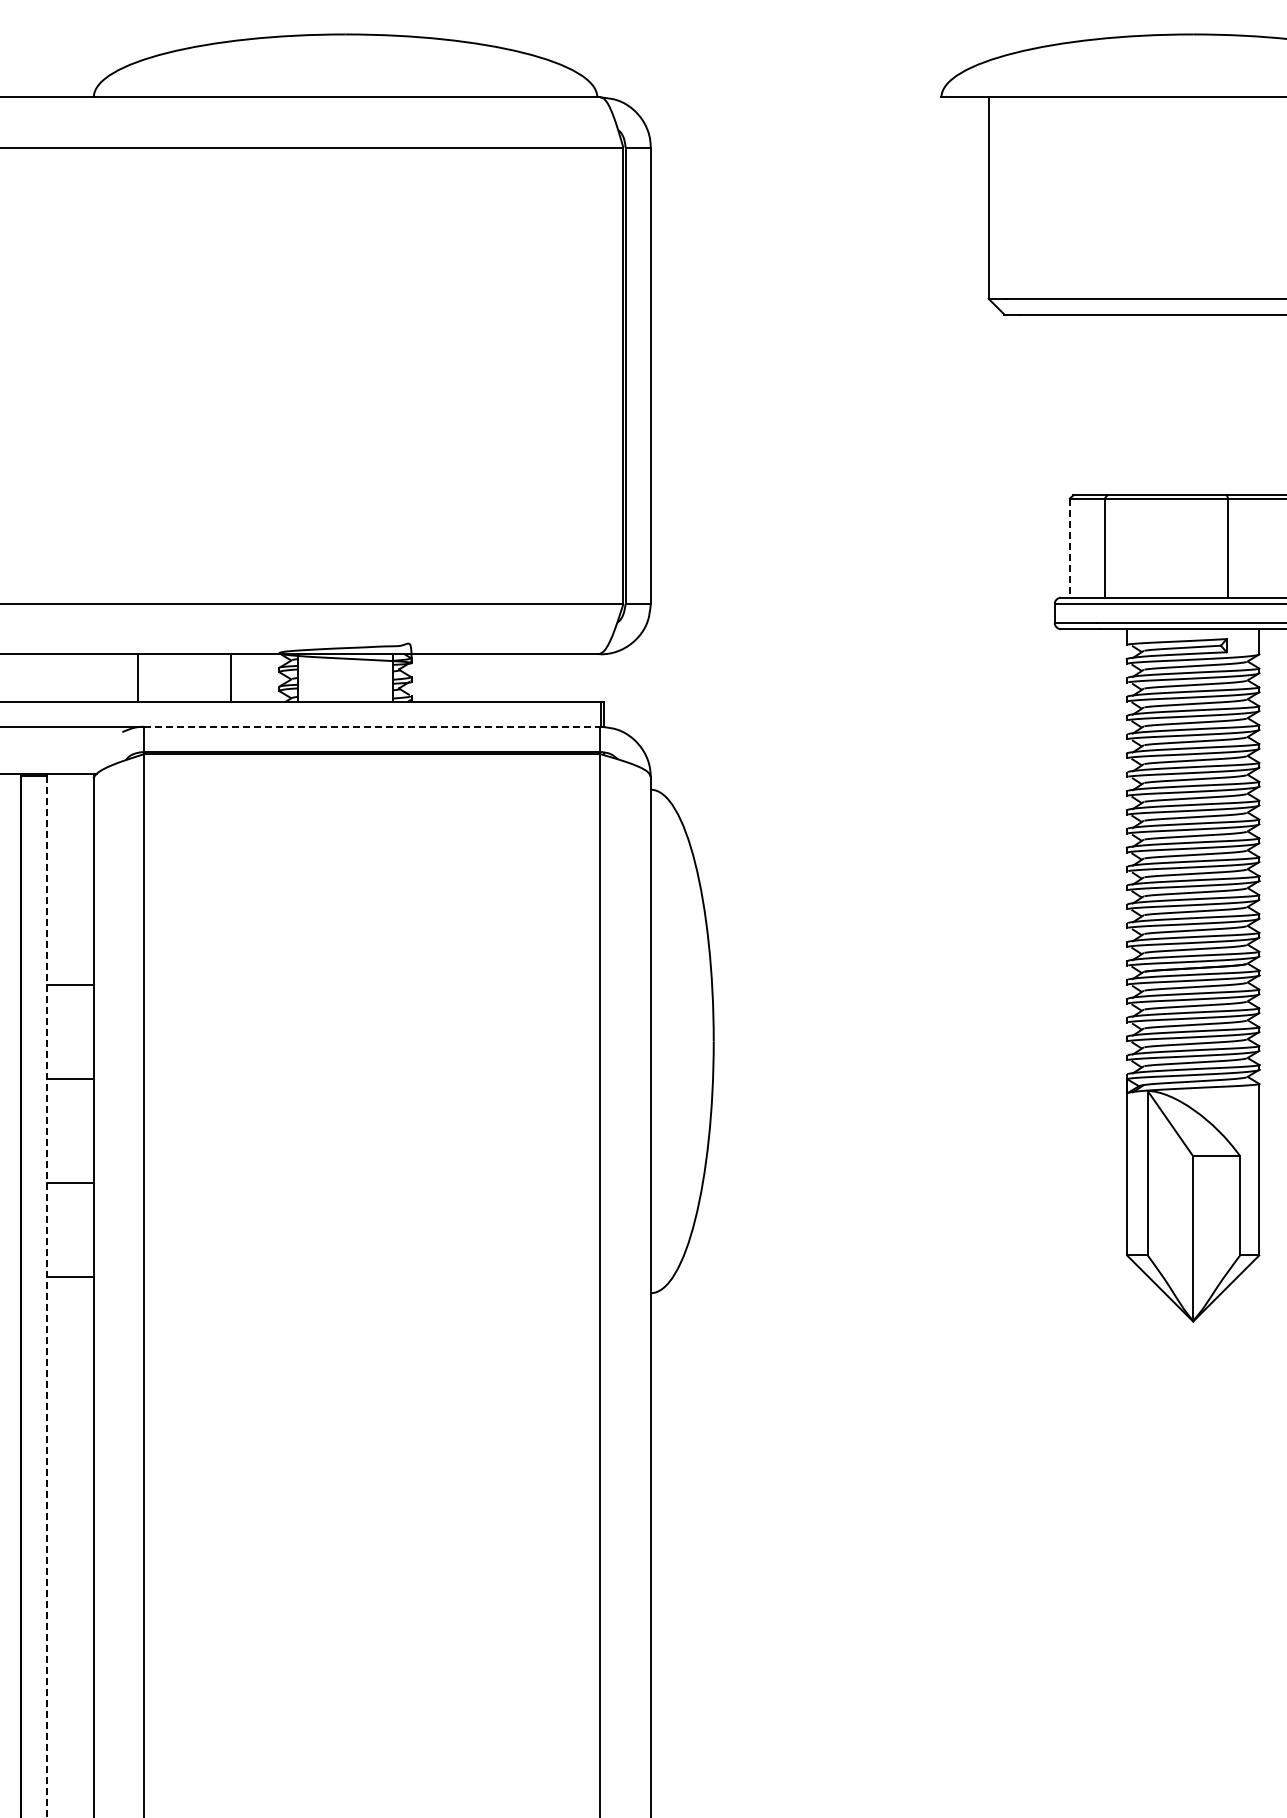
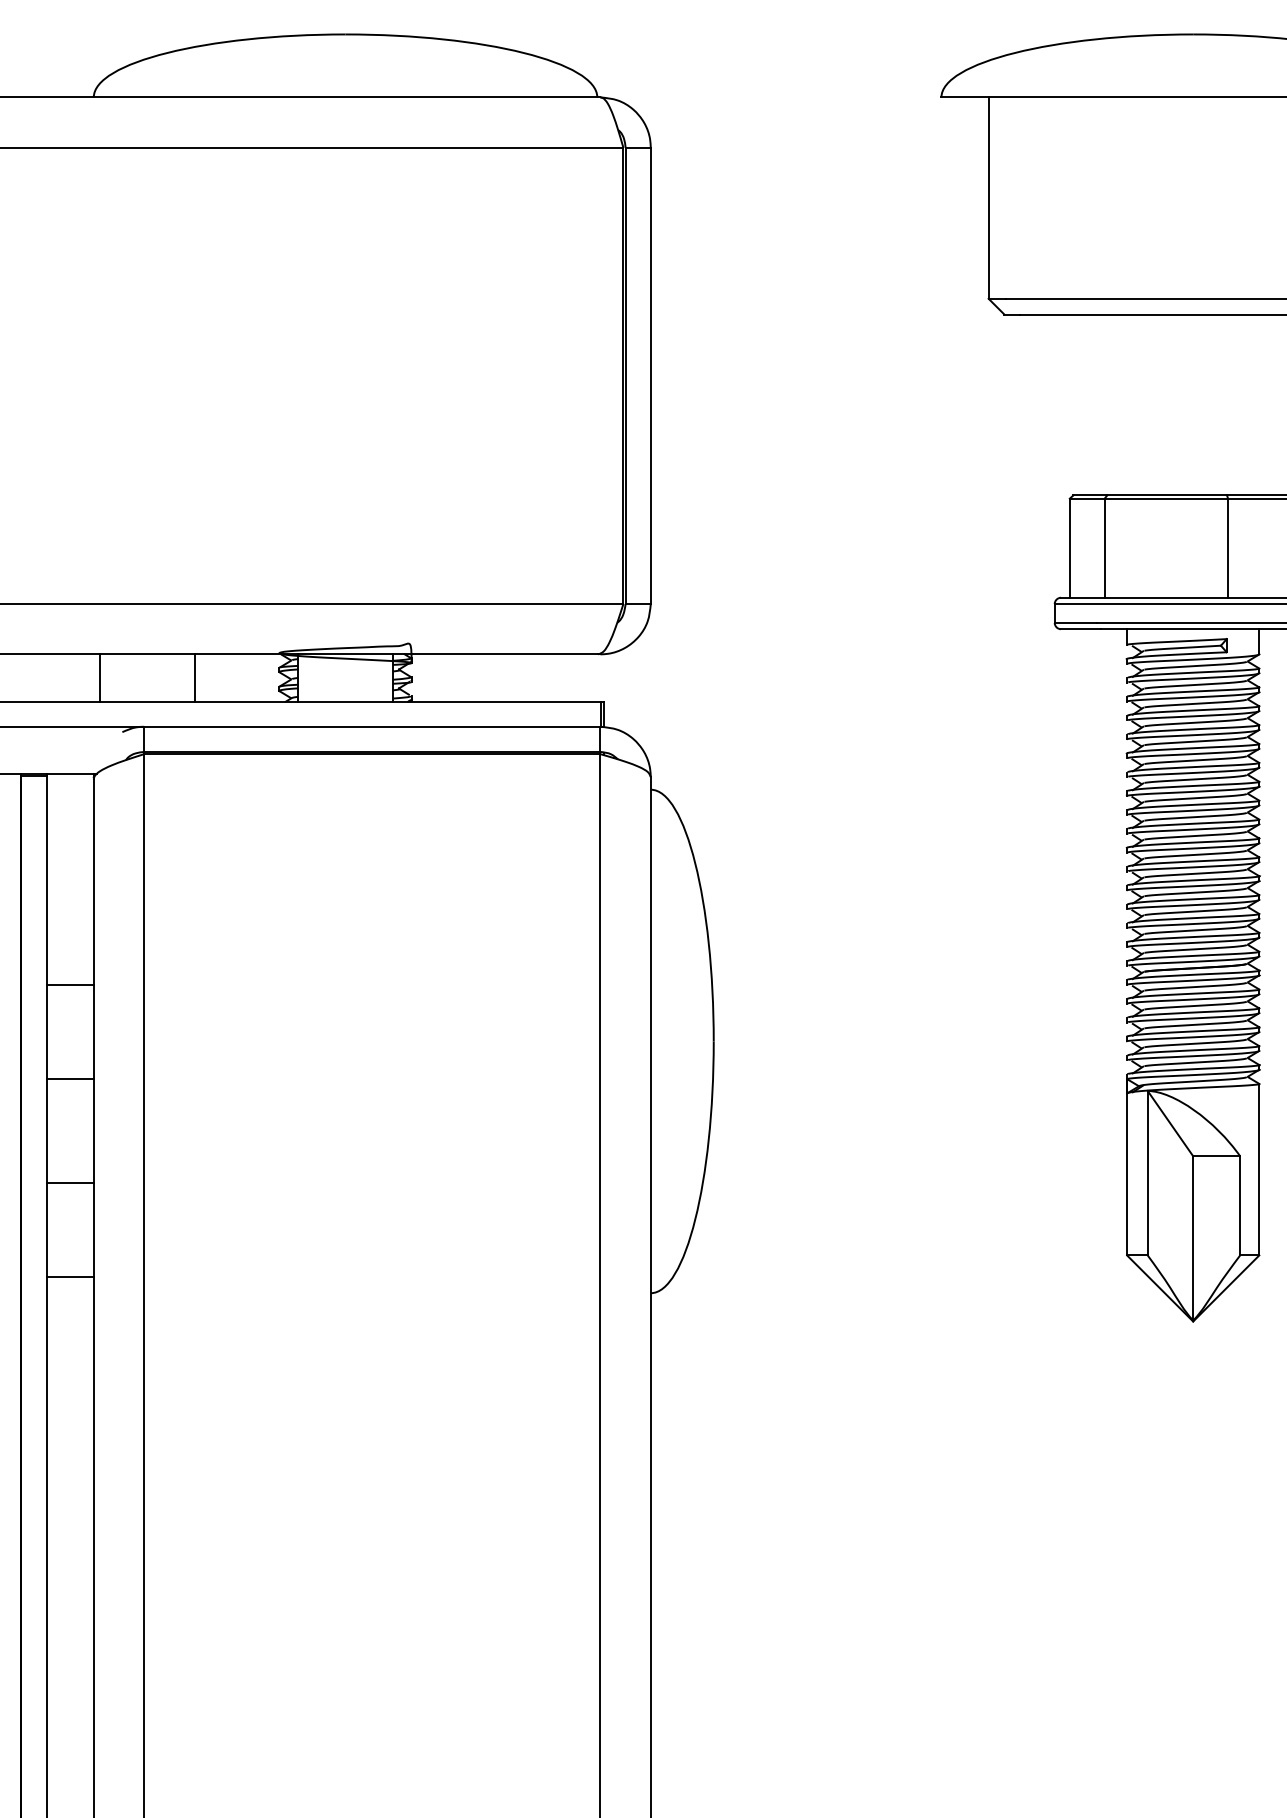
line: dashed -> solid (1069, 548)
line position: (138, 677) -> (100, 677) (100, 677)
line position: (230, 677) -> (194, 677) (194, 677)
line: dashed -> solid (372, 726)
line: dashed -> solid (46, 1297)
